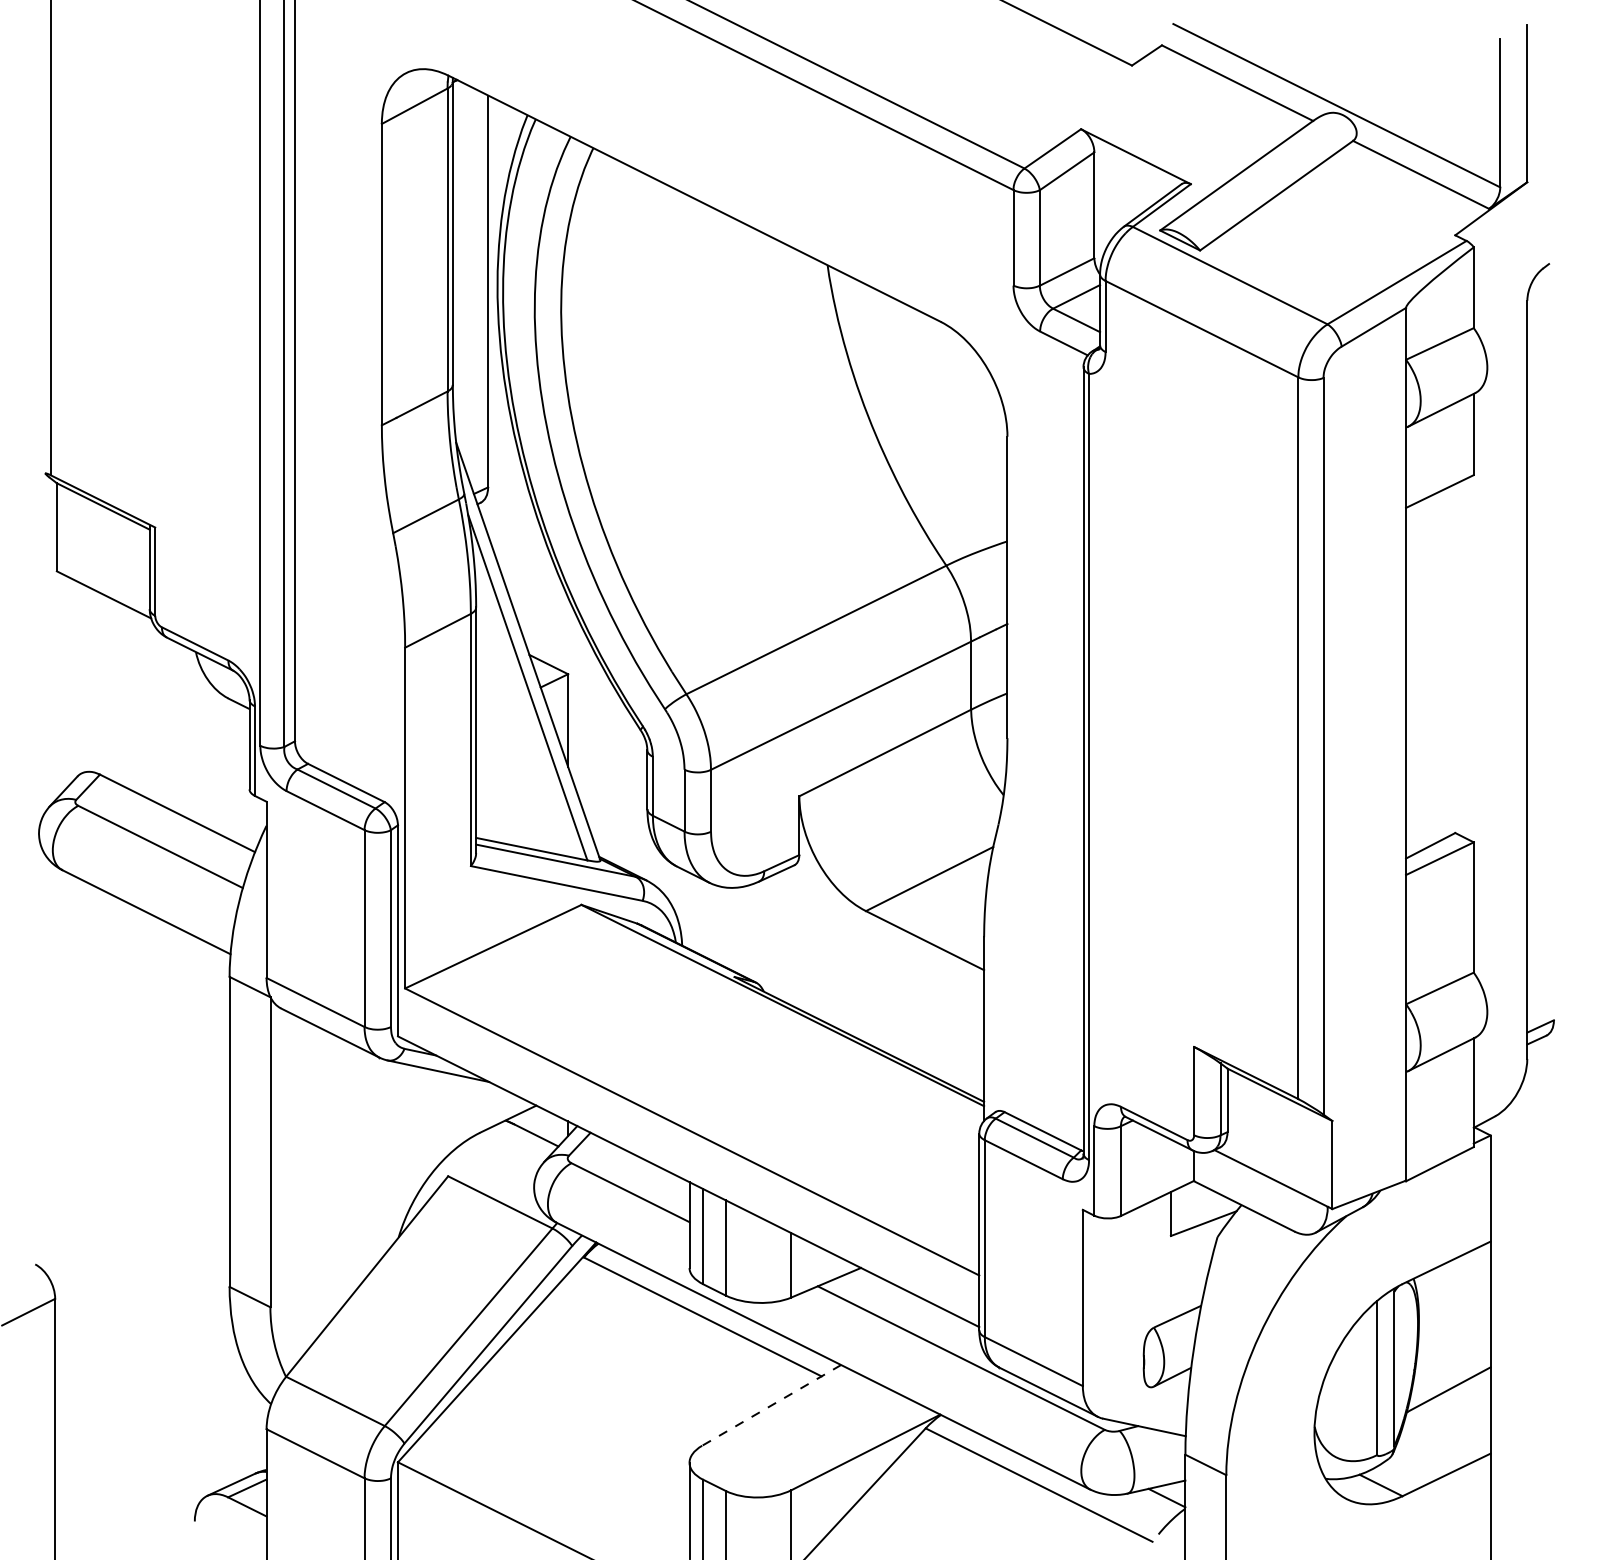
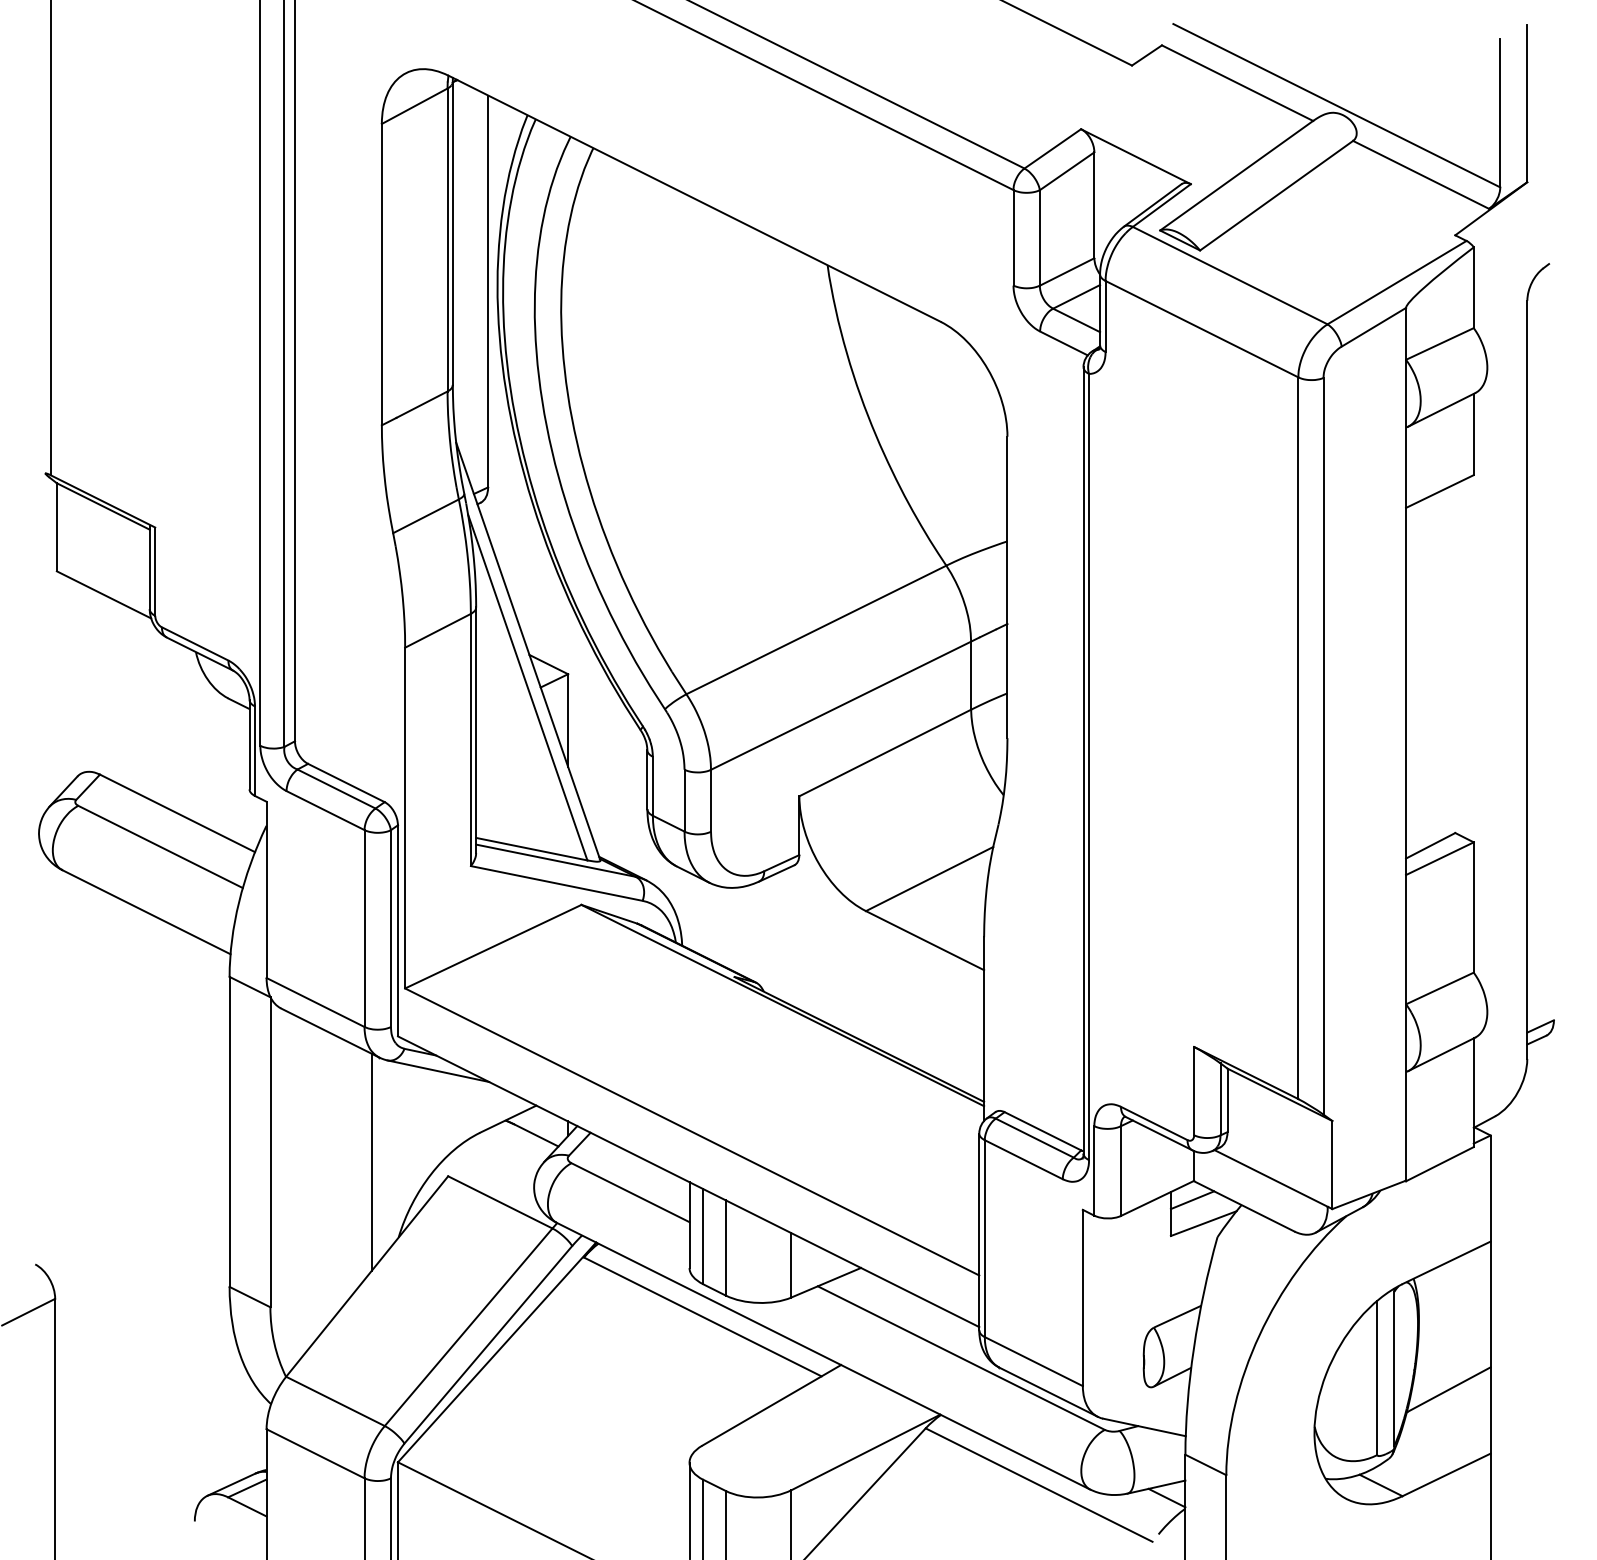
line: none -> present (371, 1162)
line: none -> present (1192, 1200)
line: dashed -> solid (771, 1405)
